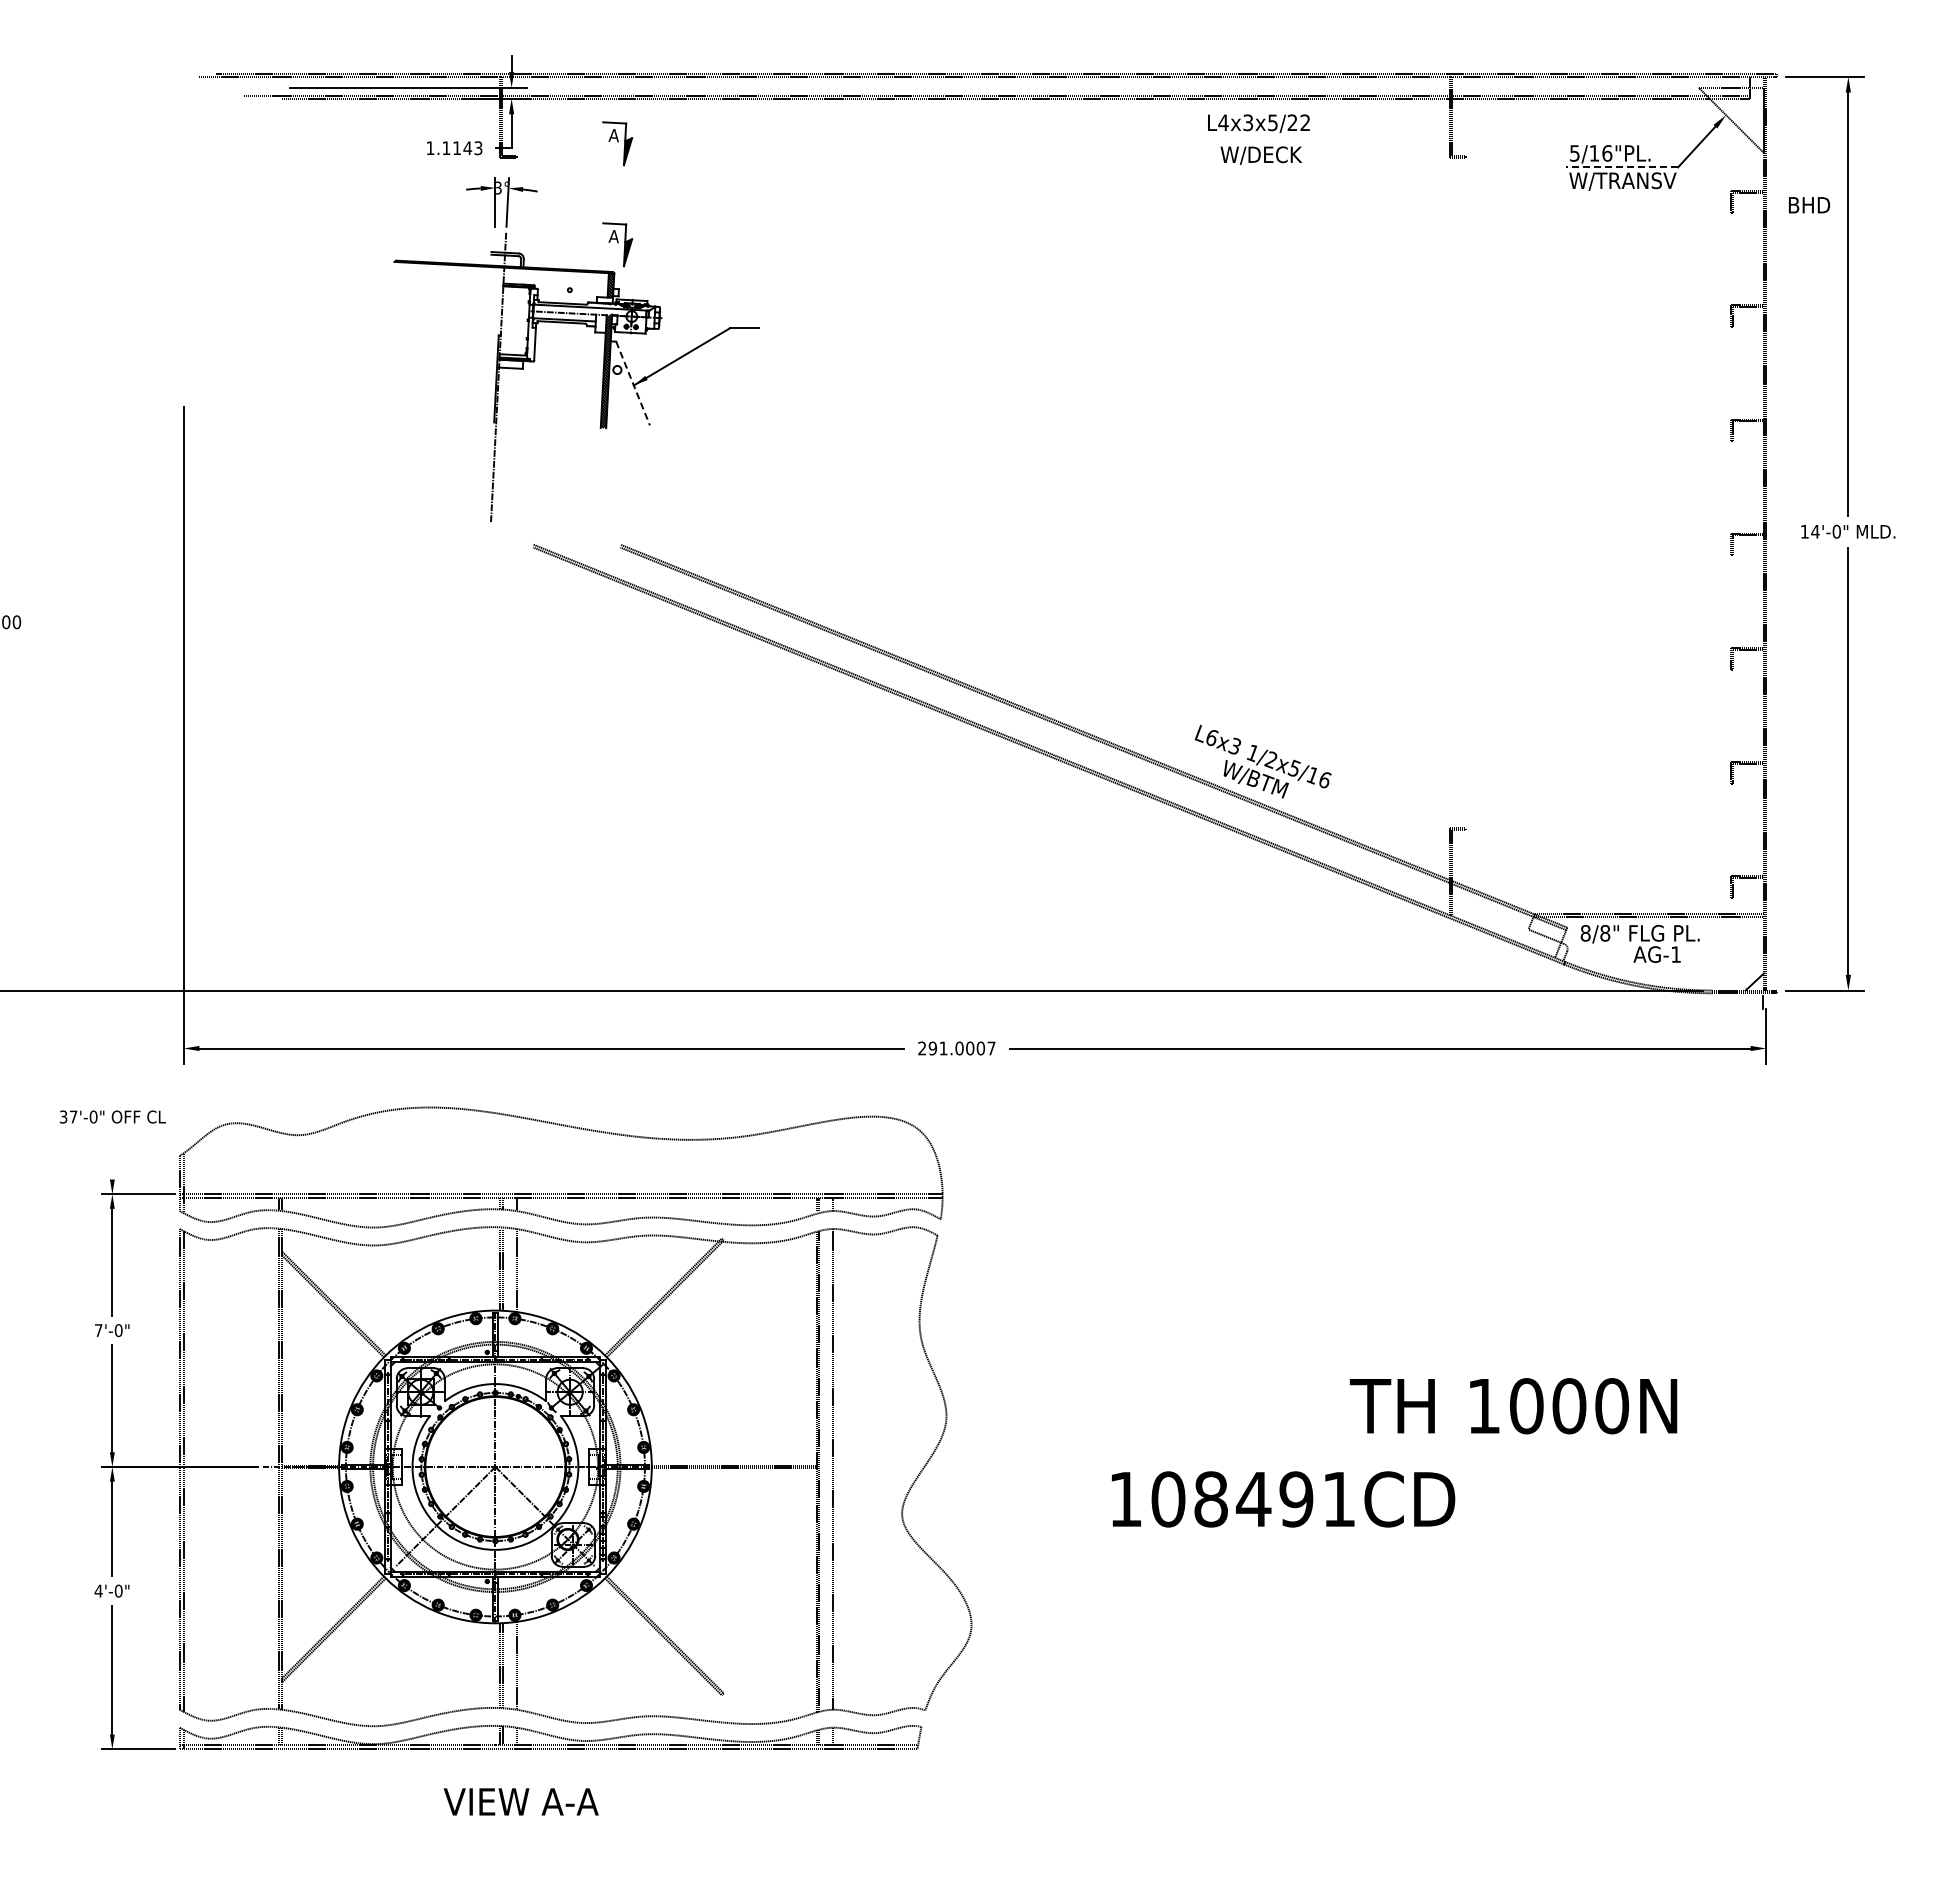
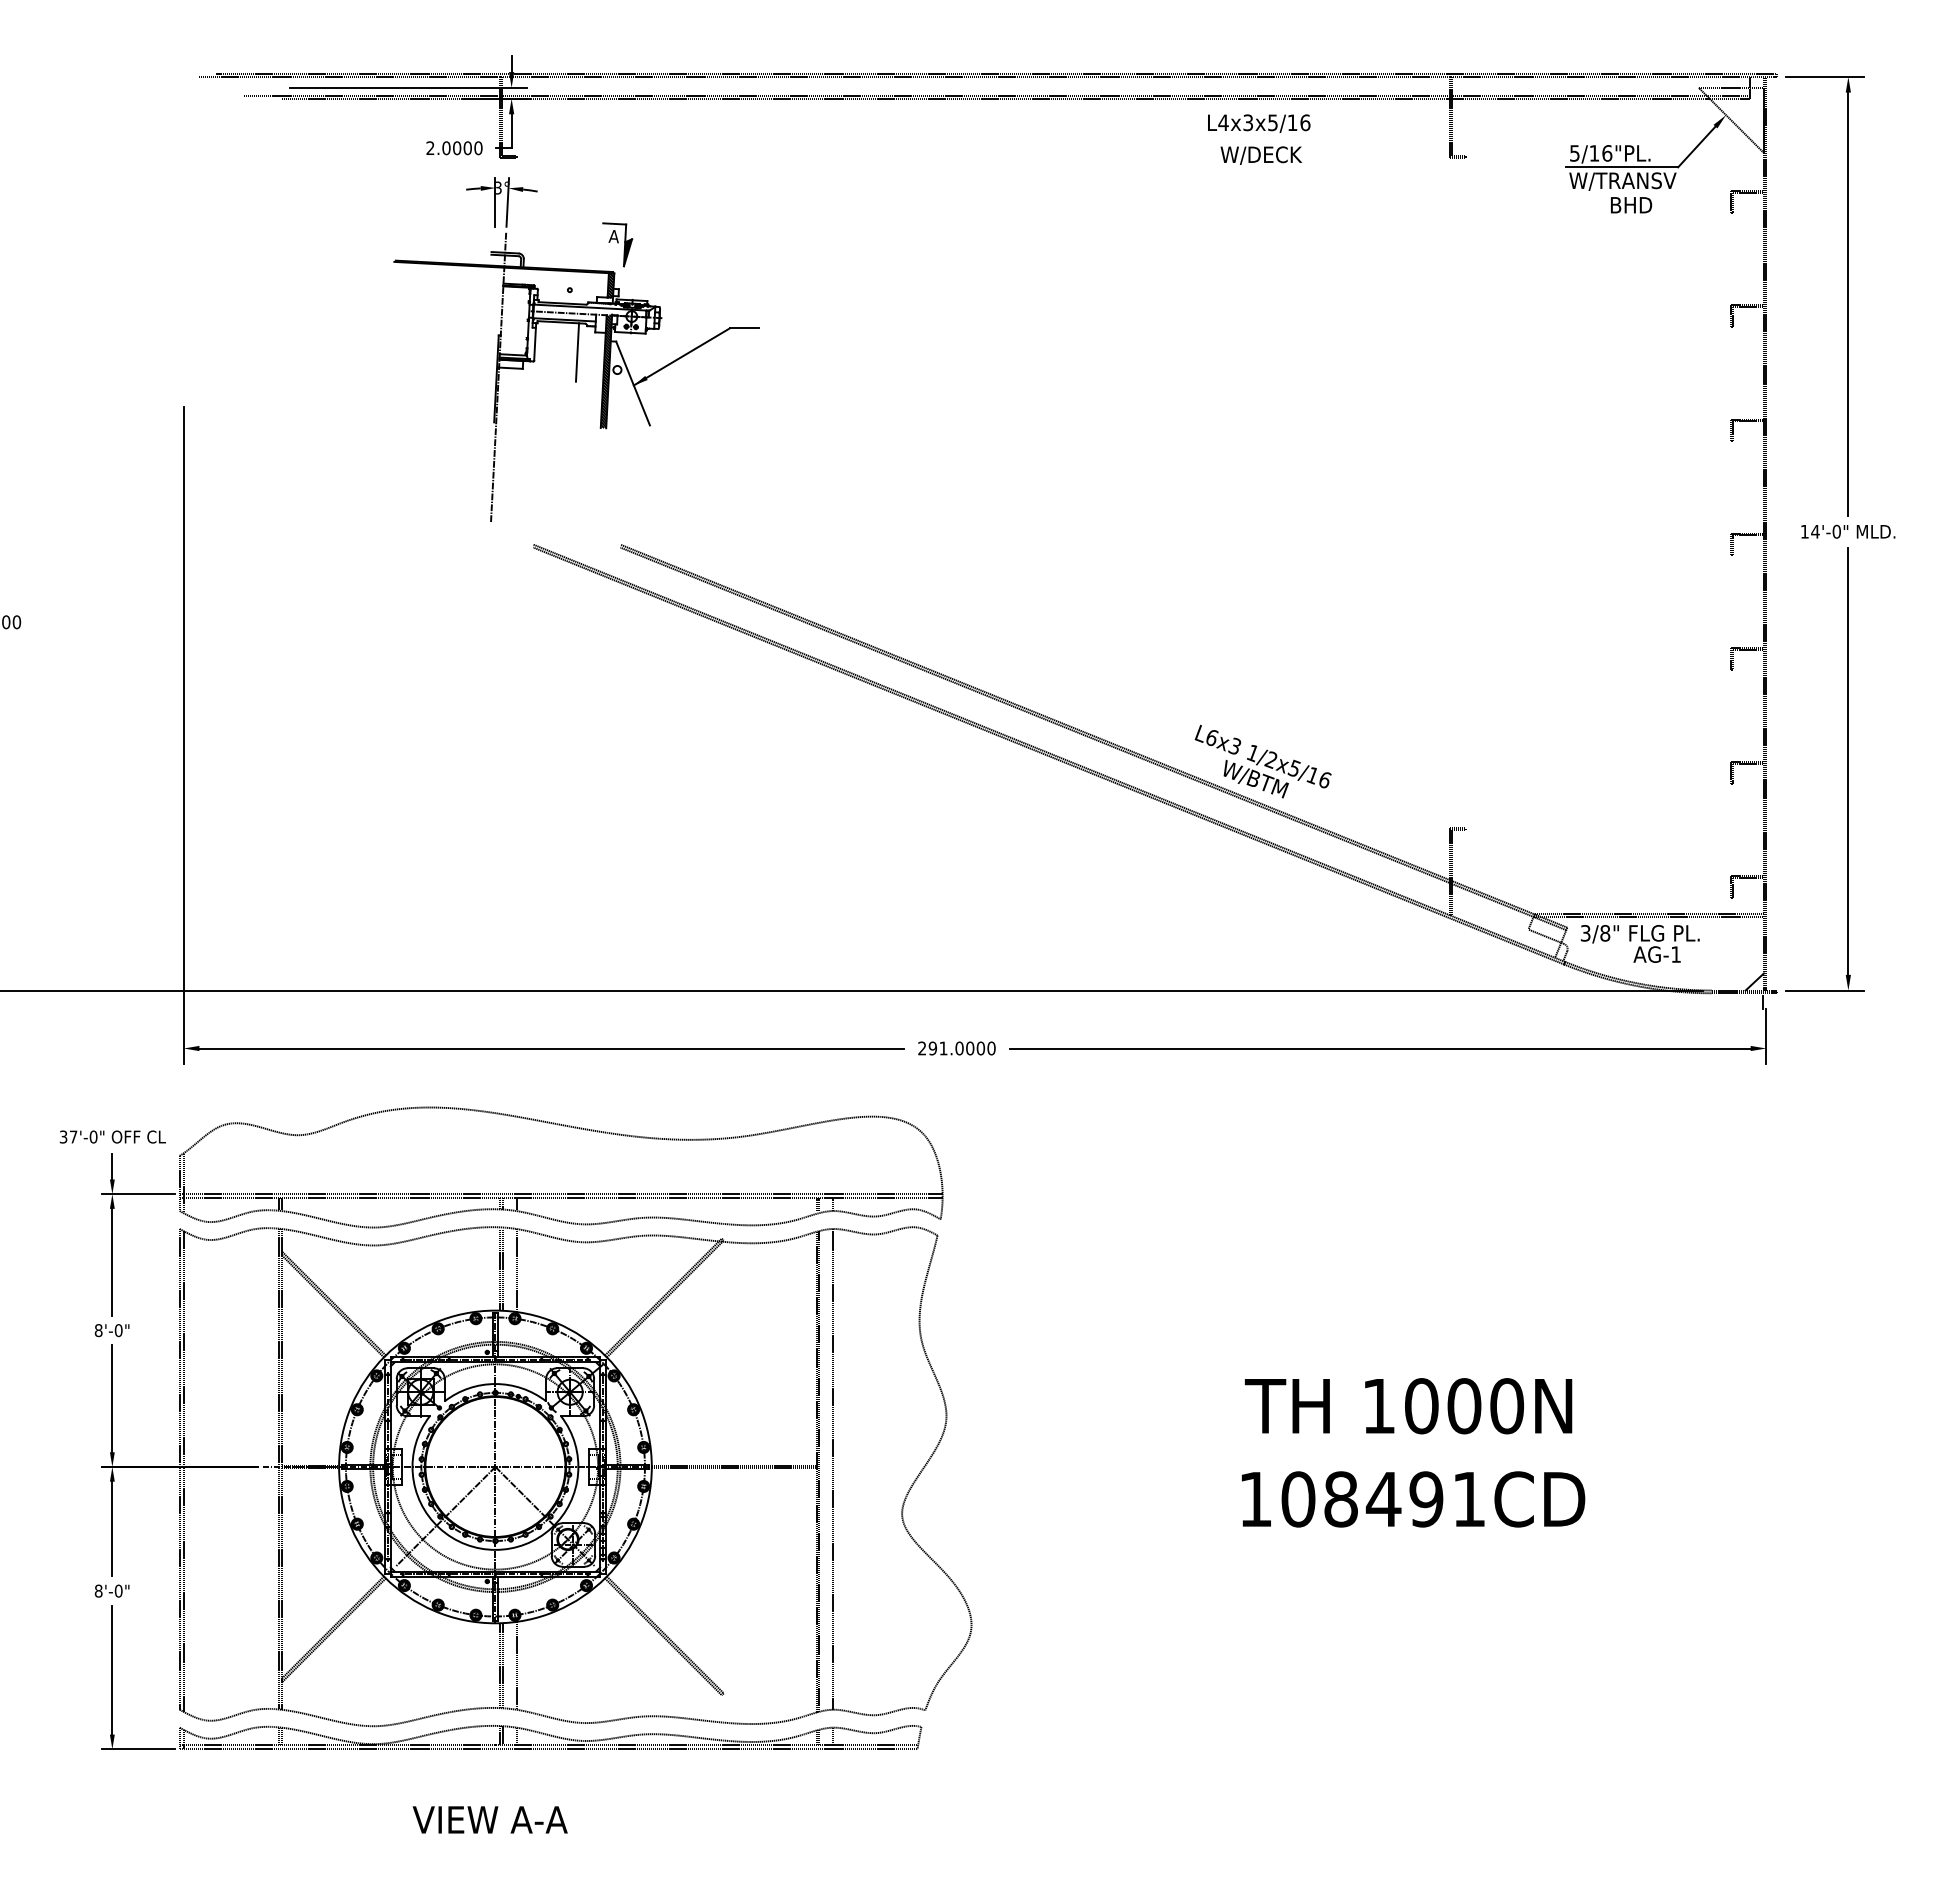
text: L4x3x5/22 -> L4x3x5/16 (1298, 122)
part: present -> none (617, 143)
text: 1.1143 -> 2.0000 (454, 148)
line: dashed -> solid (1621, 167)
text position: (1809, 205) -> (1631, 205) (1631, 205)
line: none -> present (577, 352)
line: dashed -> solid (633, 383)
text: 8/8" -> 3/8" (1585, 933)
text: 291.0007 -> 291.0000 (991, 1048)
text position: (112, 1116) -> (112, 1136) (112, 1136)
line: none -> present (112, 1166)
text: 7'-0" -> 8'-0" (98, 1330)
text position: (1513, 1406) -> (1408, 1406) (1408, 1406)
text position: (1283, 1499) -> (1413, 1499) (1413, 1499)
text: 4'-0" -> 8'-0" (98, 1590)
text position: (520, 1801) -> (489, 1819) (489, 1819)
